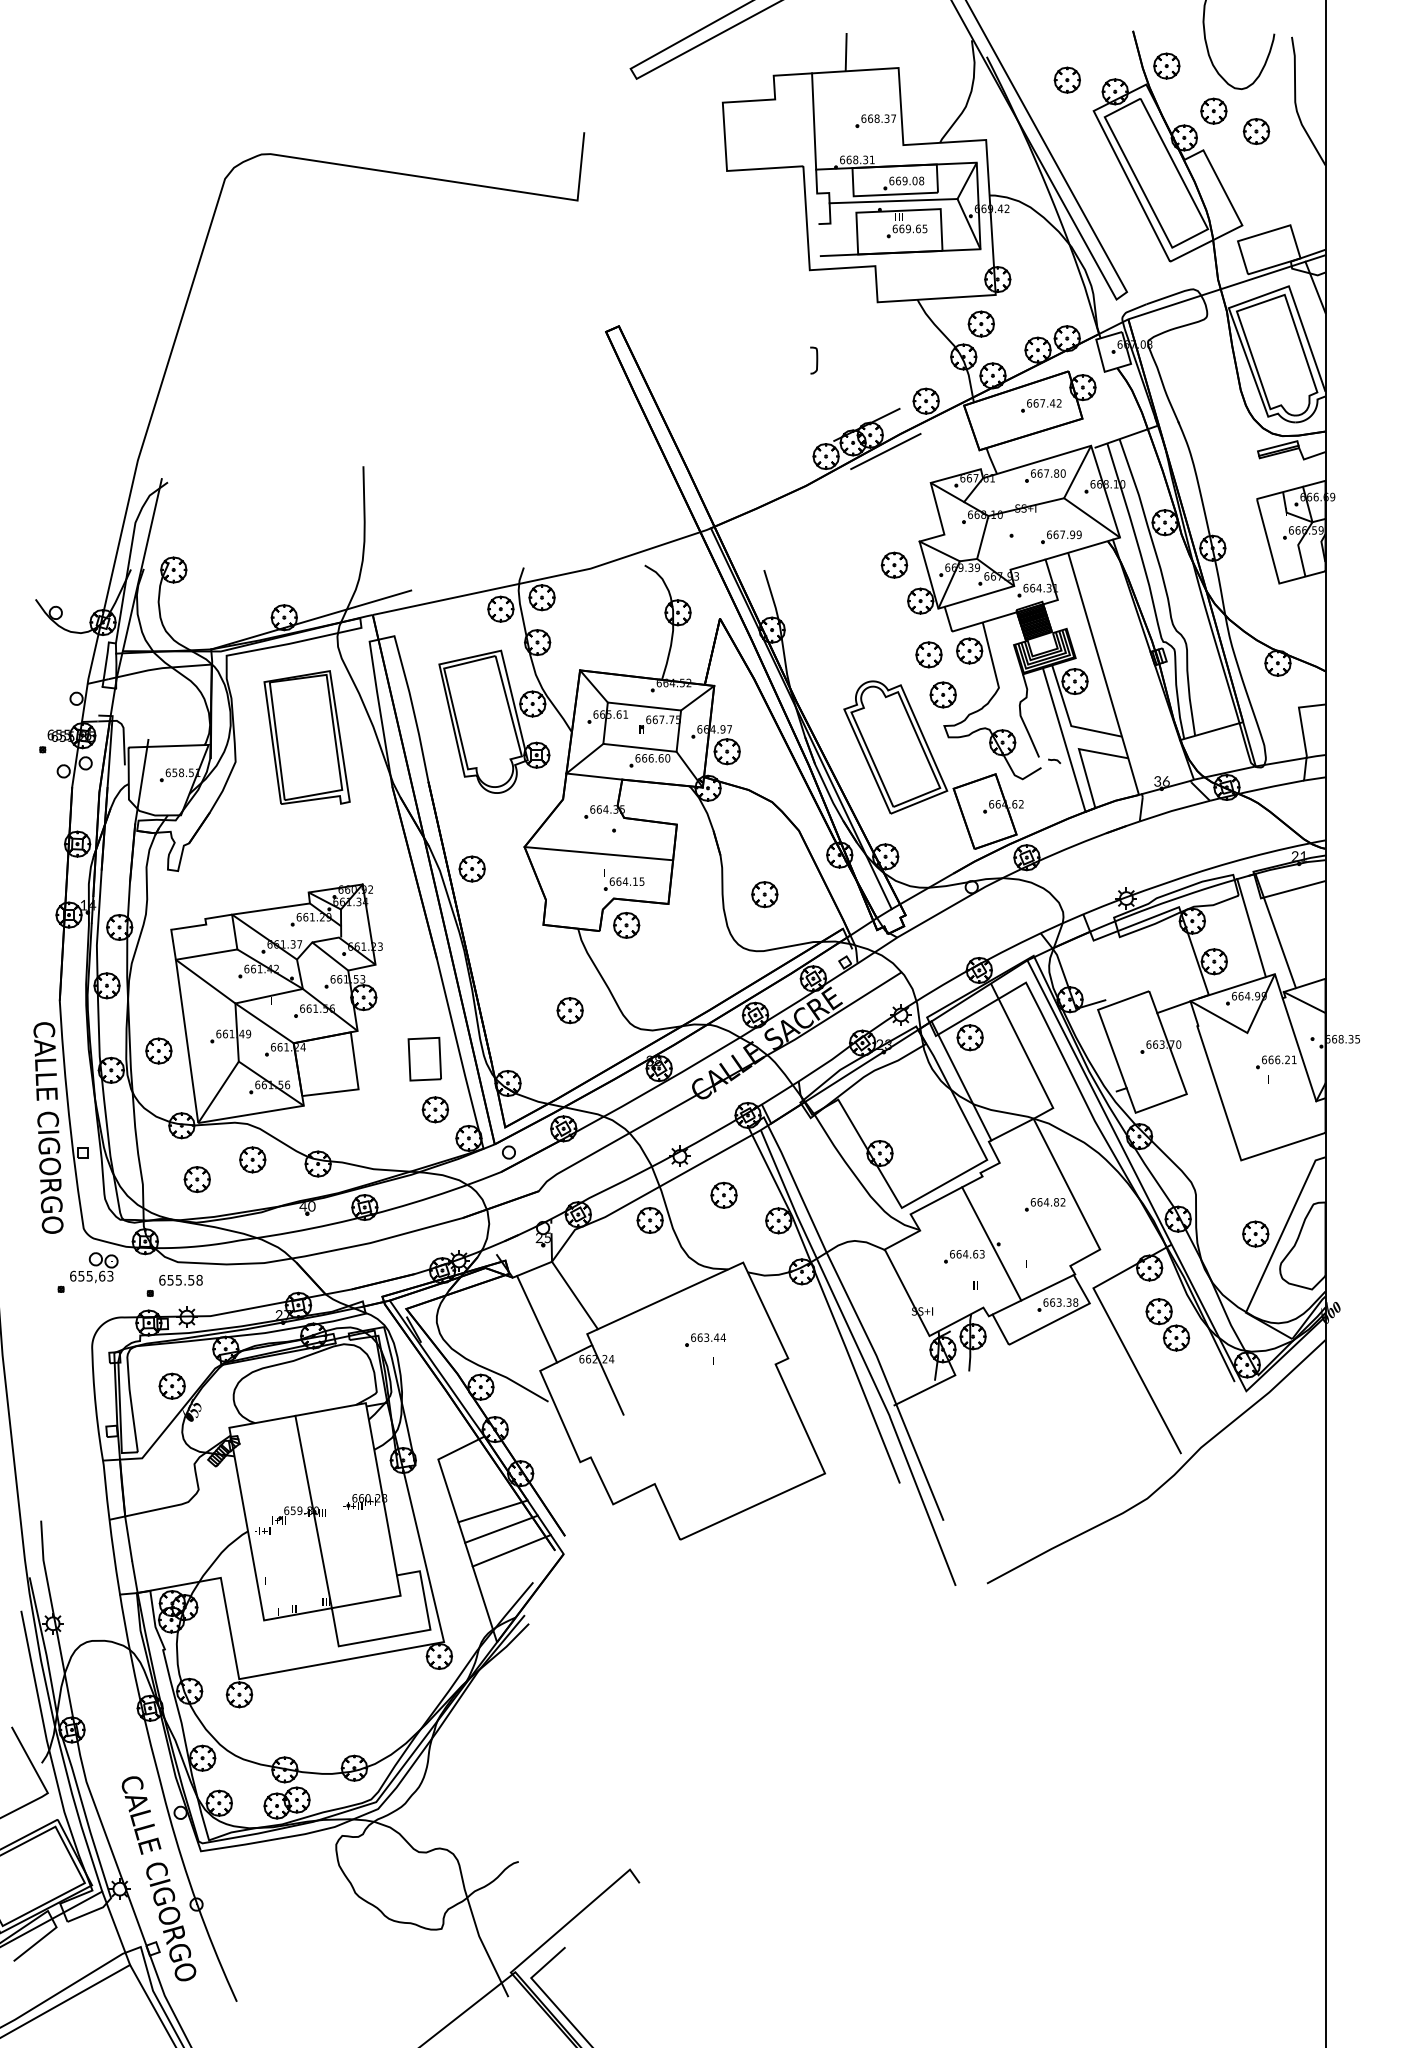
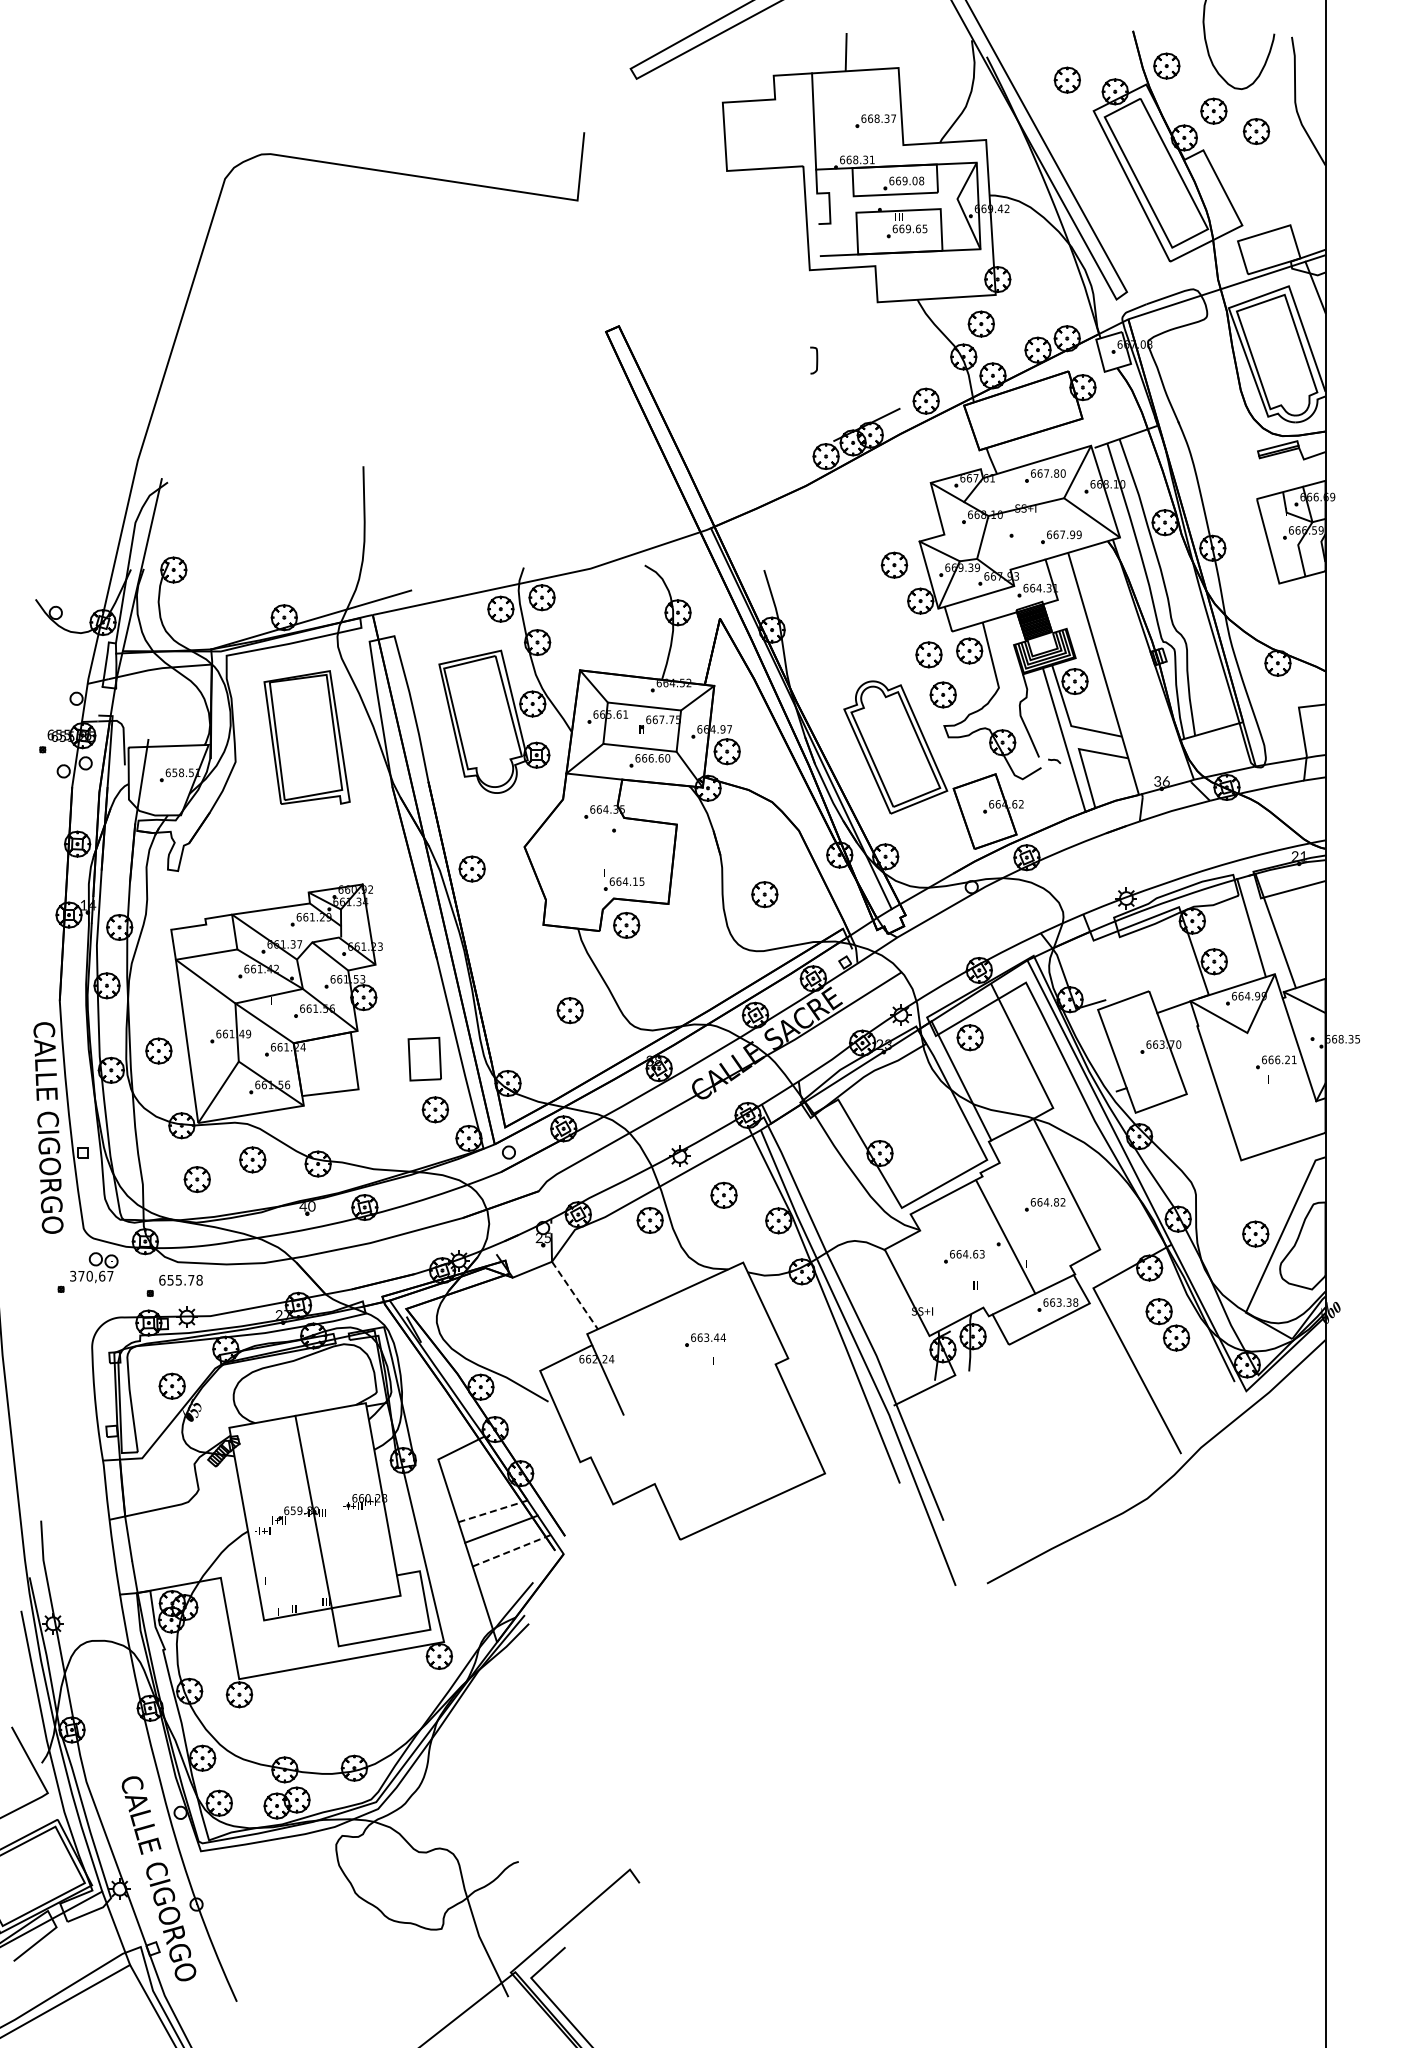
line: present -> none (893, 201)
part: present -> none (1041, 405)
line: present -> none (885, 451)
line: present -> none (598, 853)
line position: (991, 1243) -> (1005, 1236) (1005, 1236)
text: 655,63 -> 370,67 (91, 1275)
text: 655.58 -> 655.78 (191, 1280)
line: solid -> dashed (574, 1295)
line: present -> none (537, 1318)
line: solid -> dashed (493, 1511)
line: solid -> dashed (512, 1550)
